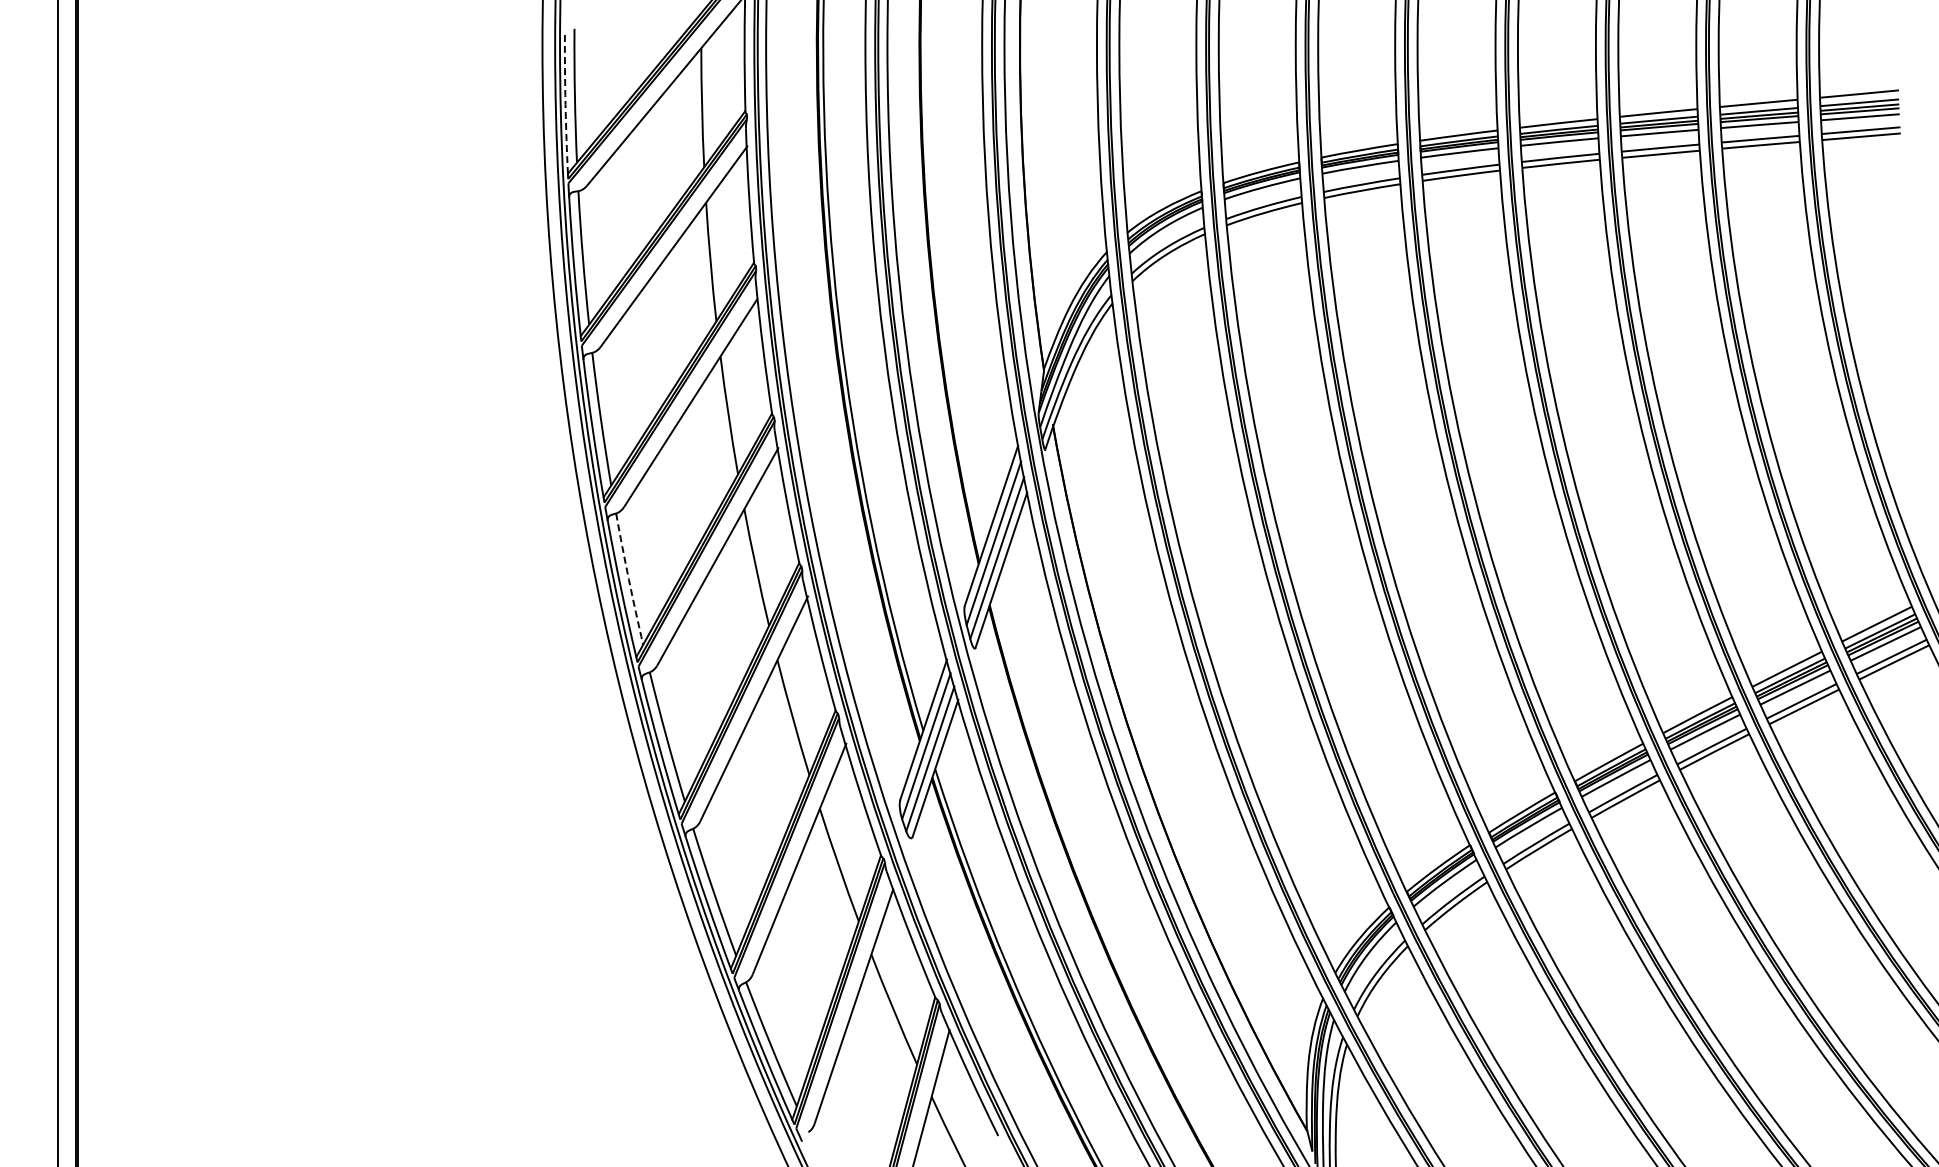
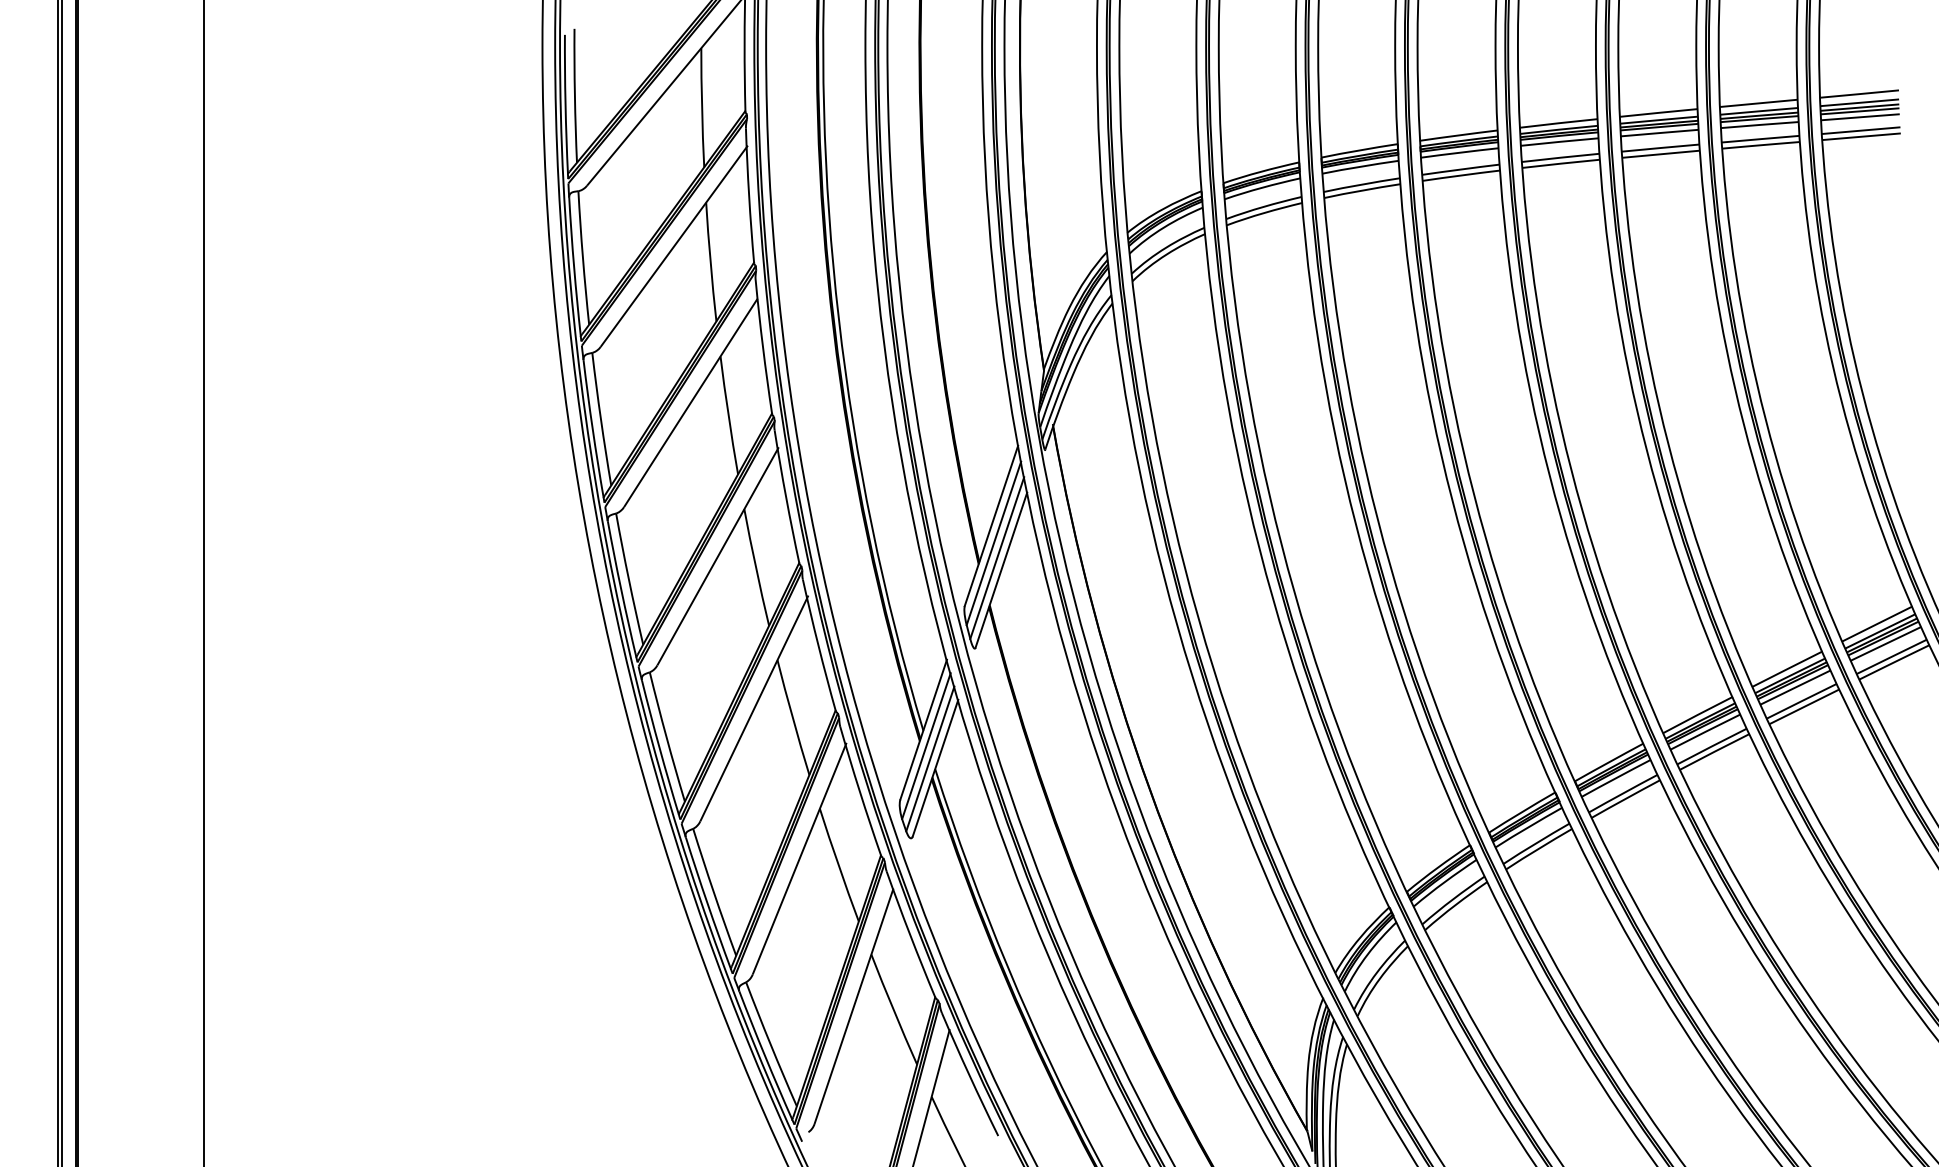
arc: dashed -> solid (565, 104)
arc: dashed -> solid (628, 579)
line: none -> present (61, 582)
line: none -> present (204, 582)
